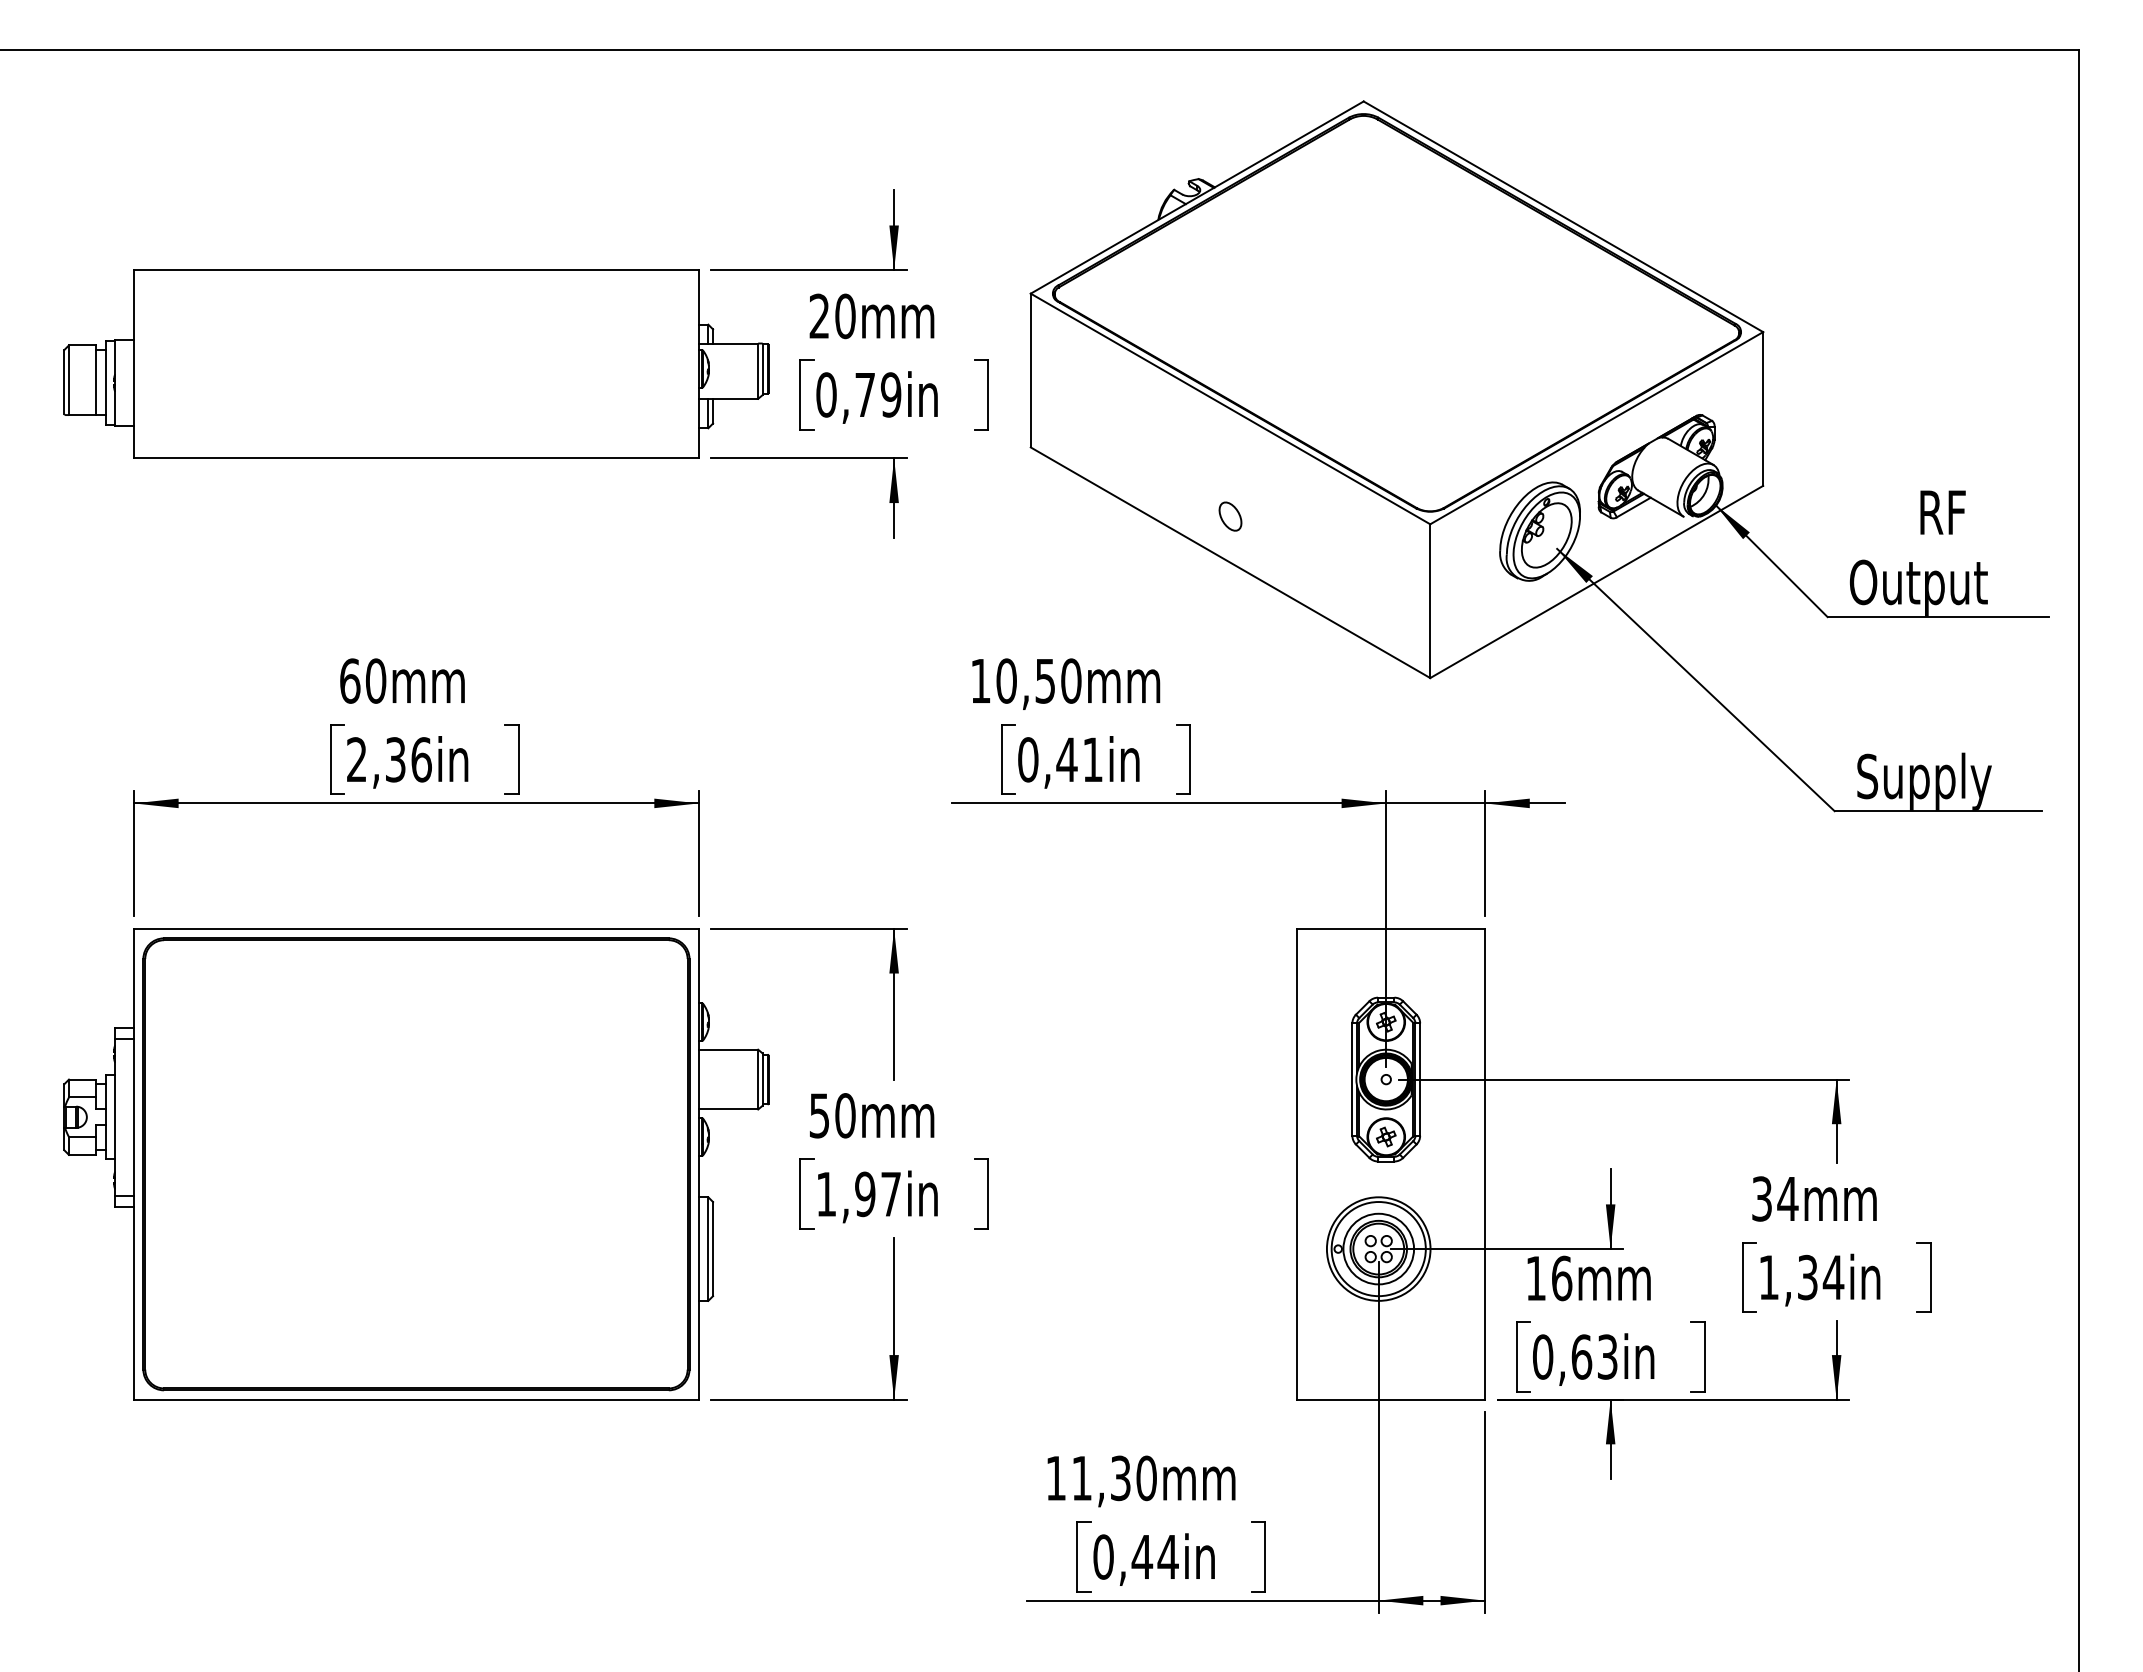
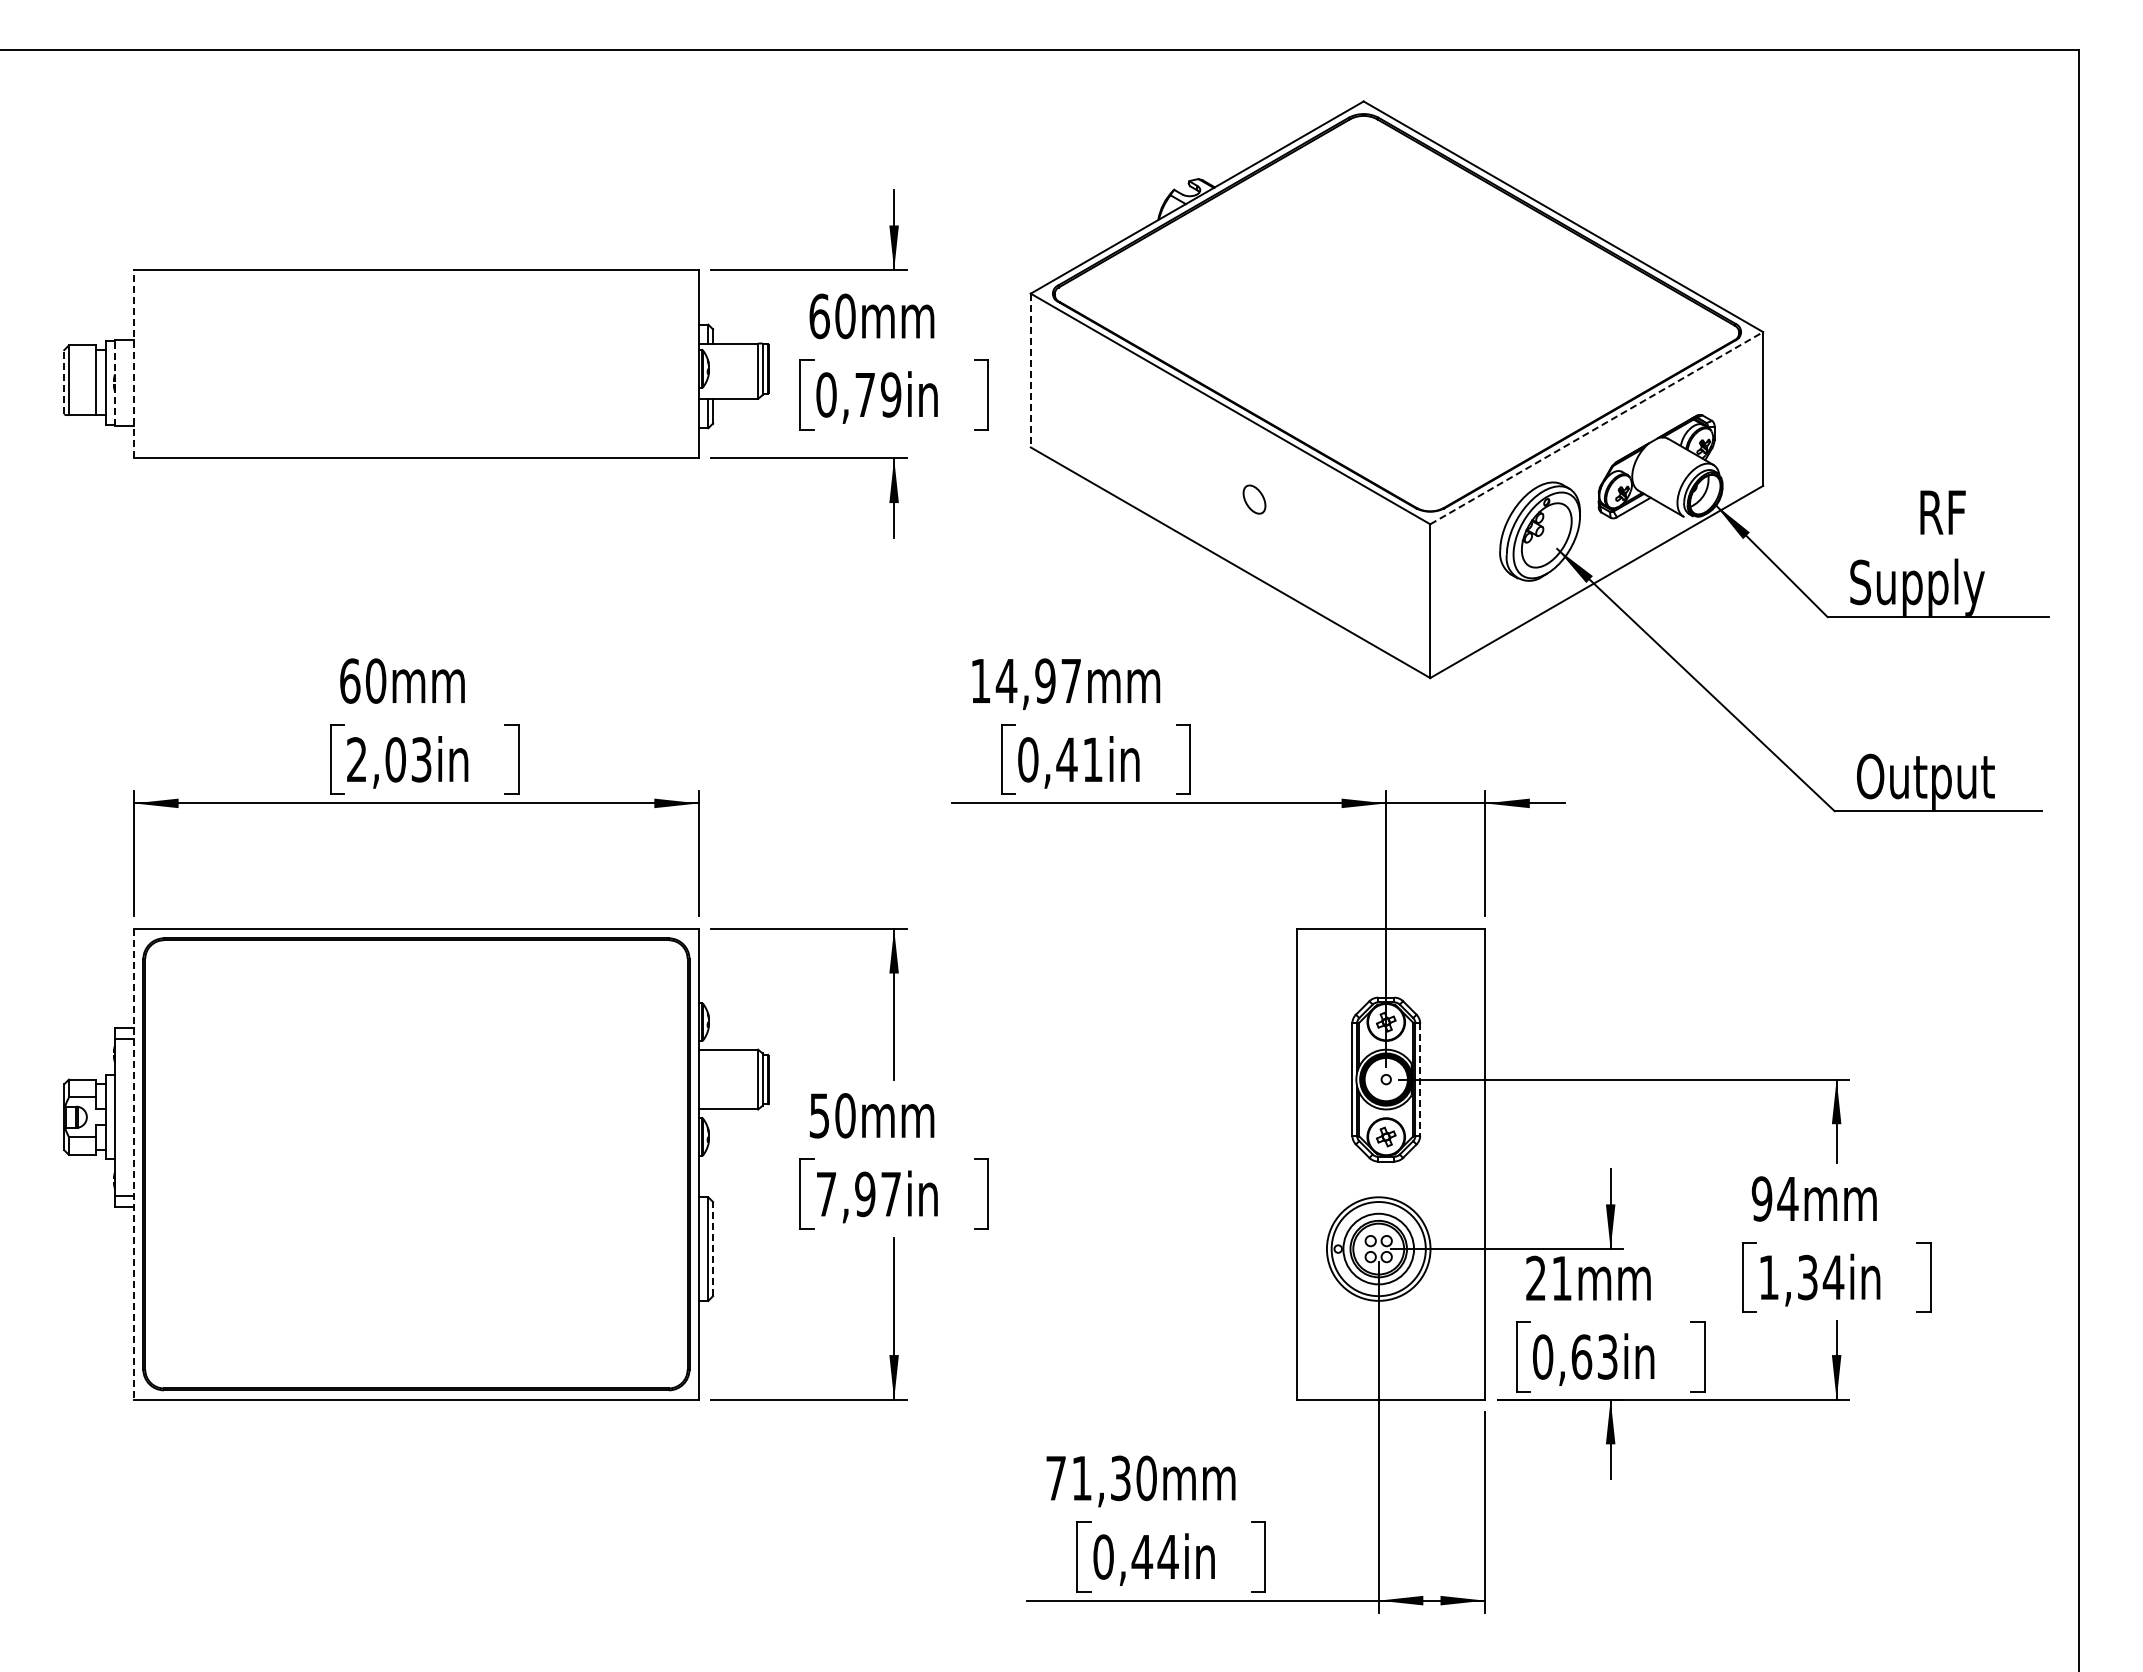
text: 20mm -> 60mm (819, 316)
line: solid -> dashed (133, 363)
line: solid -> dashed (1030, 370)
line: solid -> dashed (64, 381)
line: solid -> dashed (115, 382)
line: solid -> dashed (1597, 427)
part position: (1230, 516) -> (1254, 499) (1254, 499)
text: Output -> Supply (1918, 586)
text: 10,50mm -> 14,97mm (1038, 680)
text: 2,36in -> 2,03in (408, 759)
text: Supply -> Output (1925, 780)
line: solid -> dashed (1420, 1080)
line: solid -> dashed (133, 1164)
text: 1,97in -> 7,97in (826, 1194)
text: 34mm -> 94mm (1761, 1198)
line: solid -> dashed (713, 1248)
text: 16mm -> 21mm (1549, 1278)
text: 11,30mm -> 71,30mm (1055, 1478)
